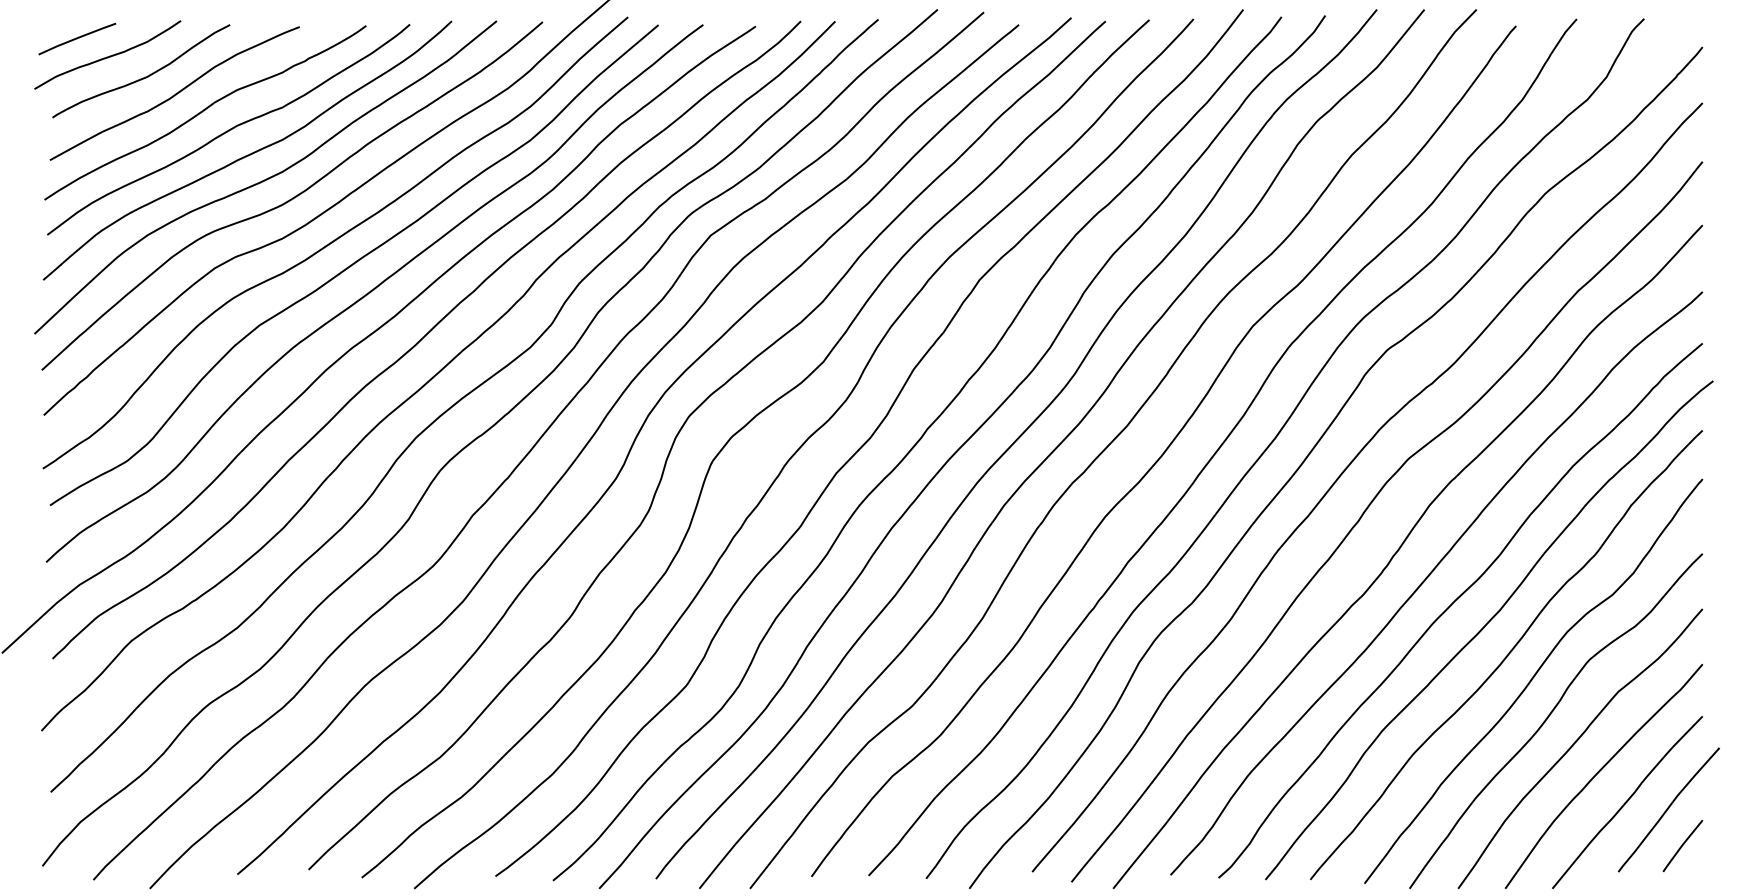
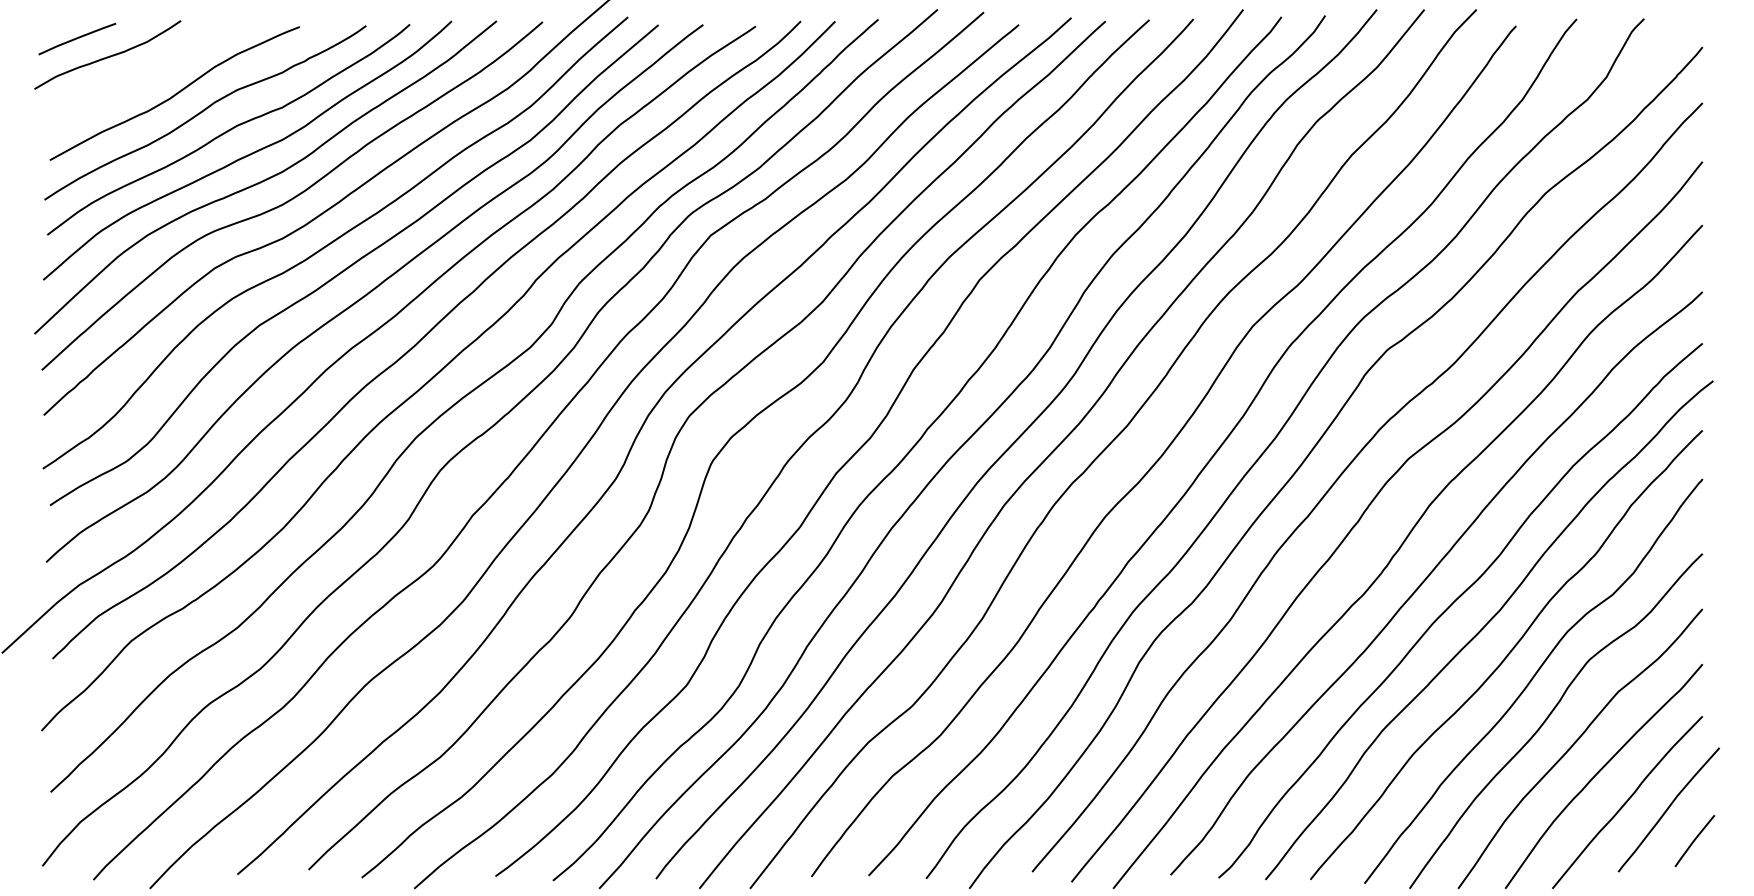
curve: present -> none (142, 77)
line position: (1682, 845) -> (1694, 840) (1694, 840)
